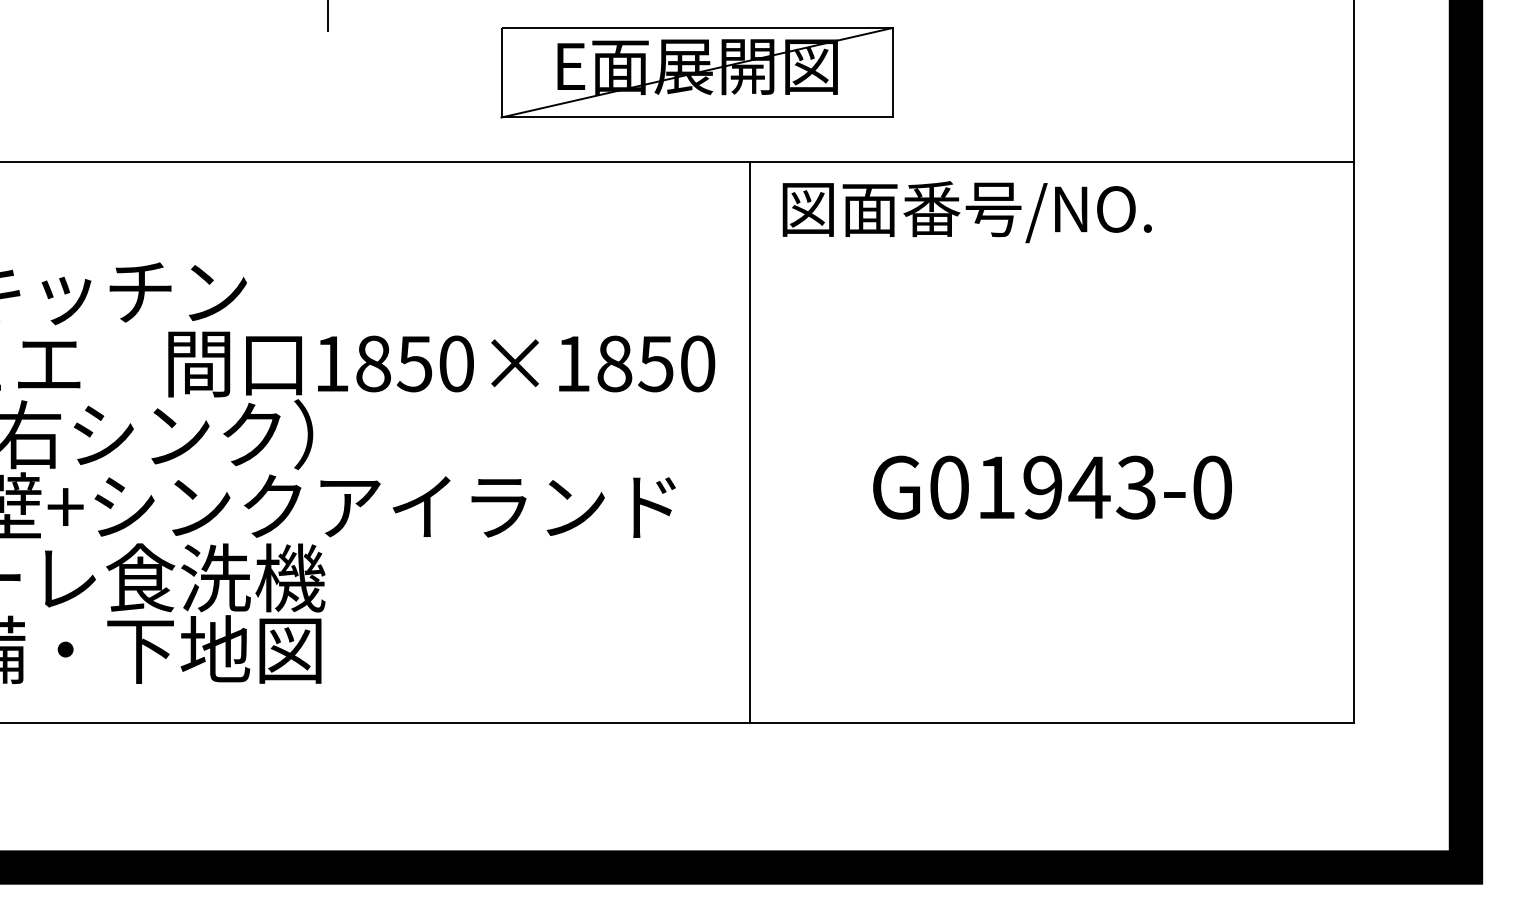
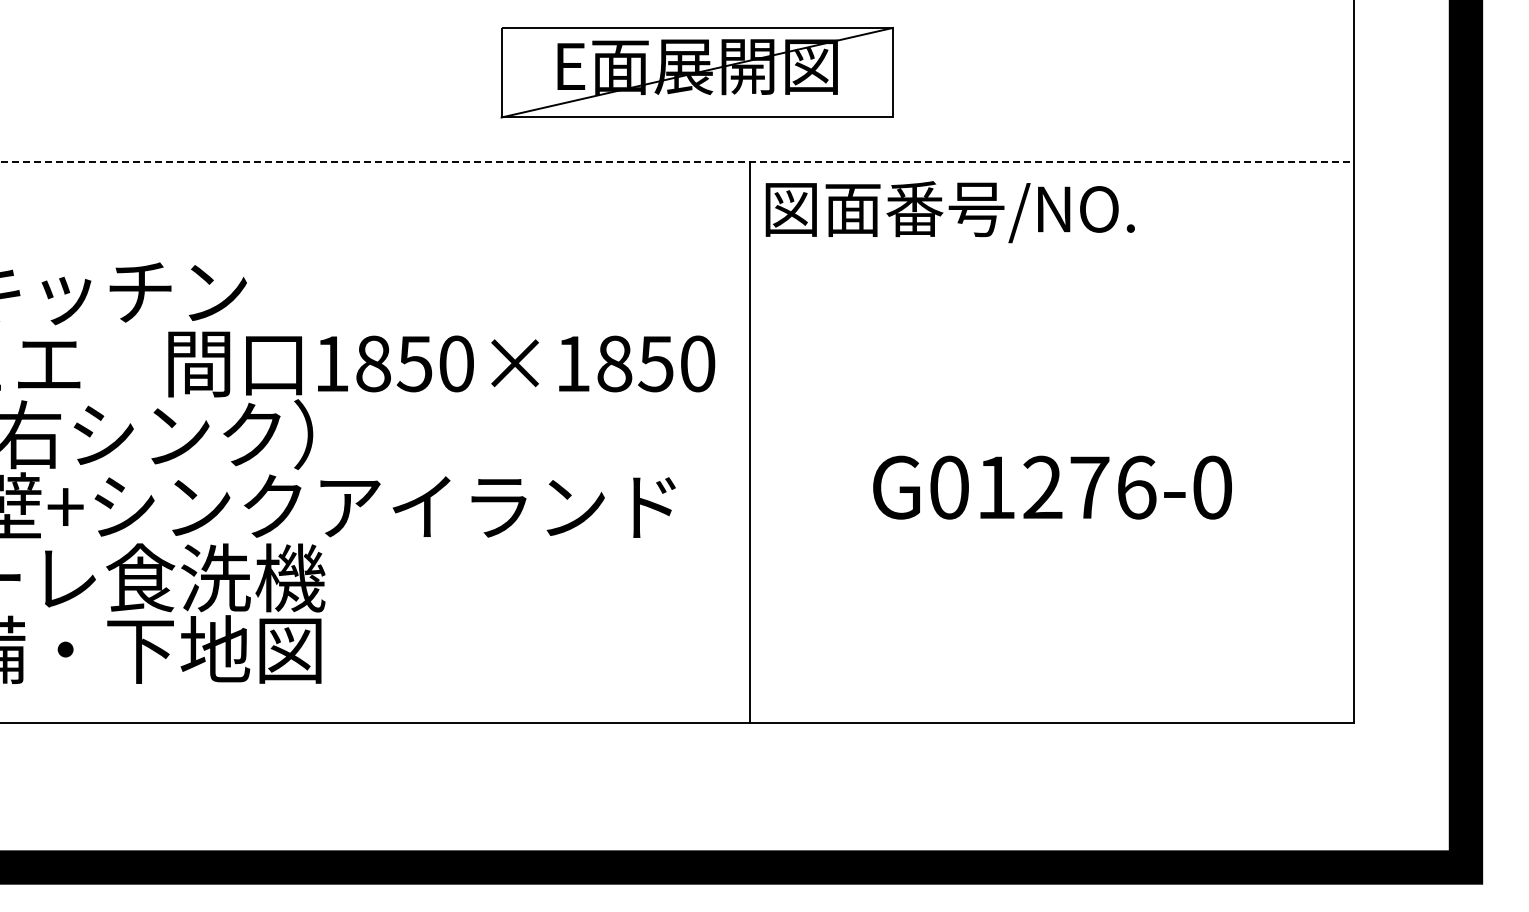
line: present -> none (328, 17)
line: solid -> dashed (677, 162)
text position: (966, 212) -> (949, 212) (949, 212)
text: G01943-0 -> G01276-0 (1089, 487)
